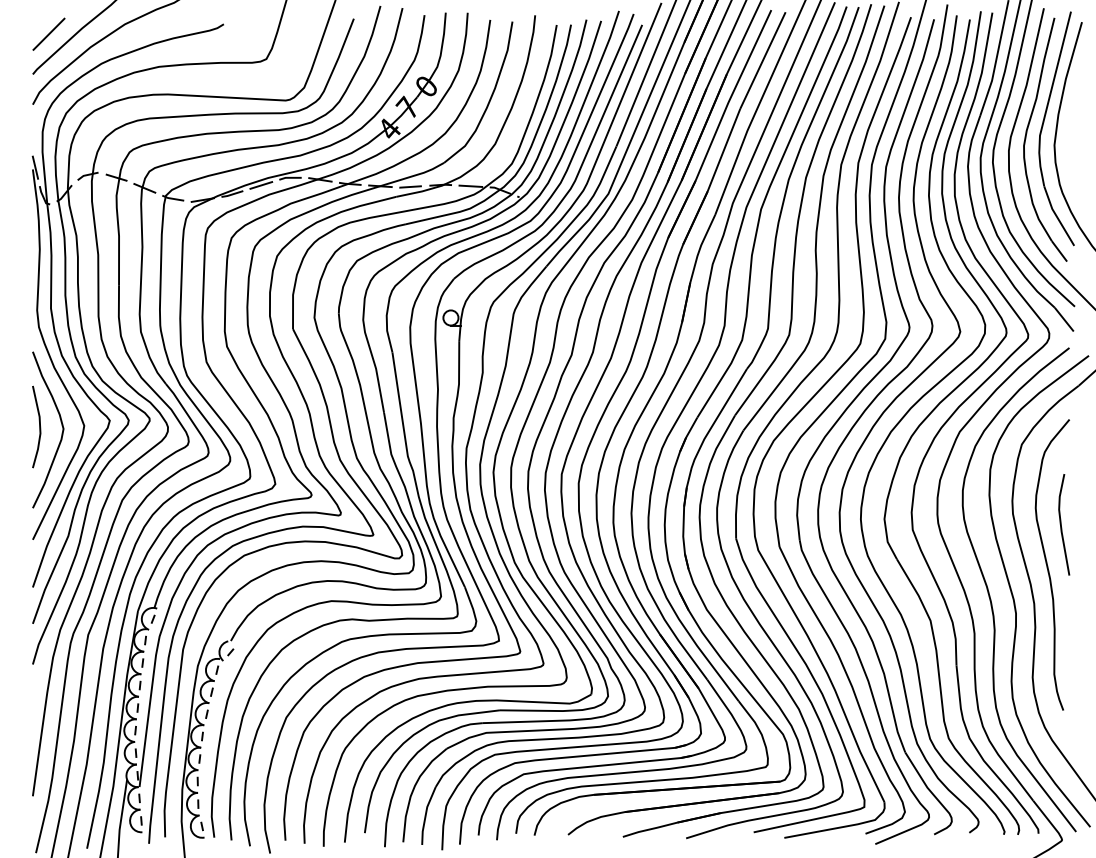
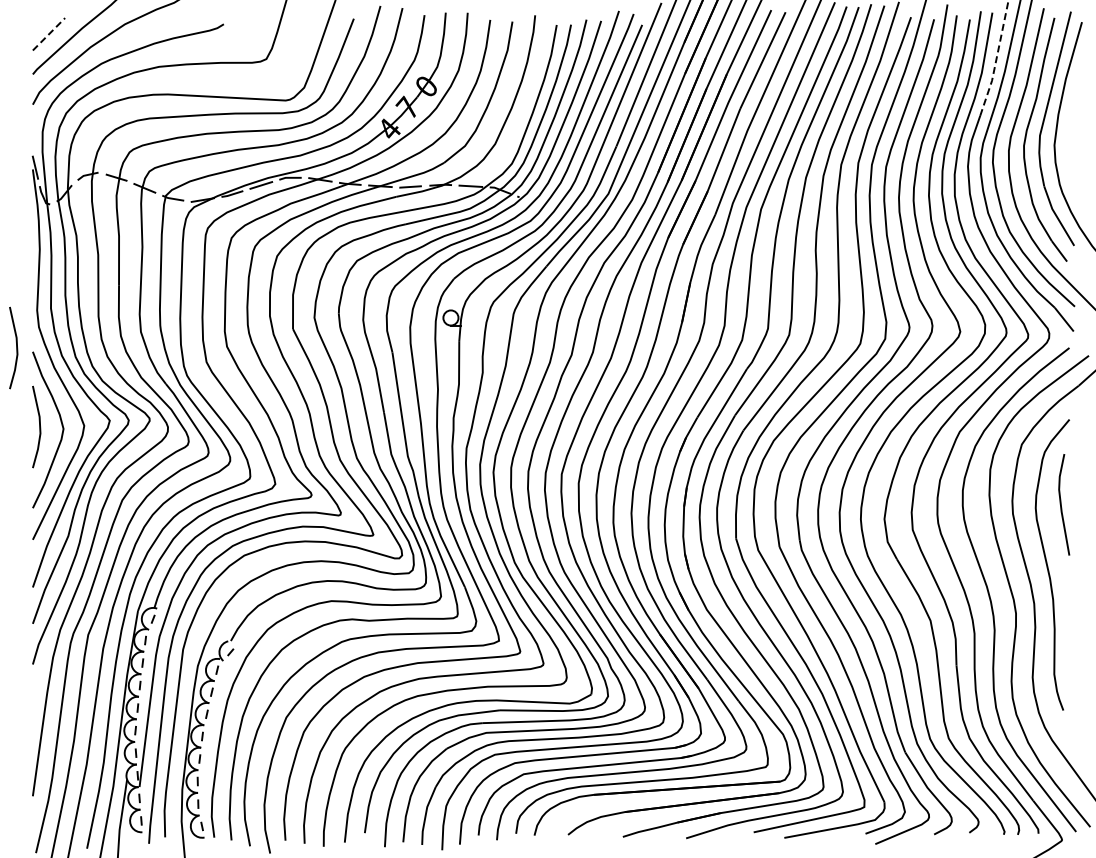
line: solid -> dashed (49, 34)
line: solid -> dashed (996, 58)
line: none -> present (16, 347)
line position: (1061, 524) -> (1061, 504) (1061, 504)
